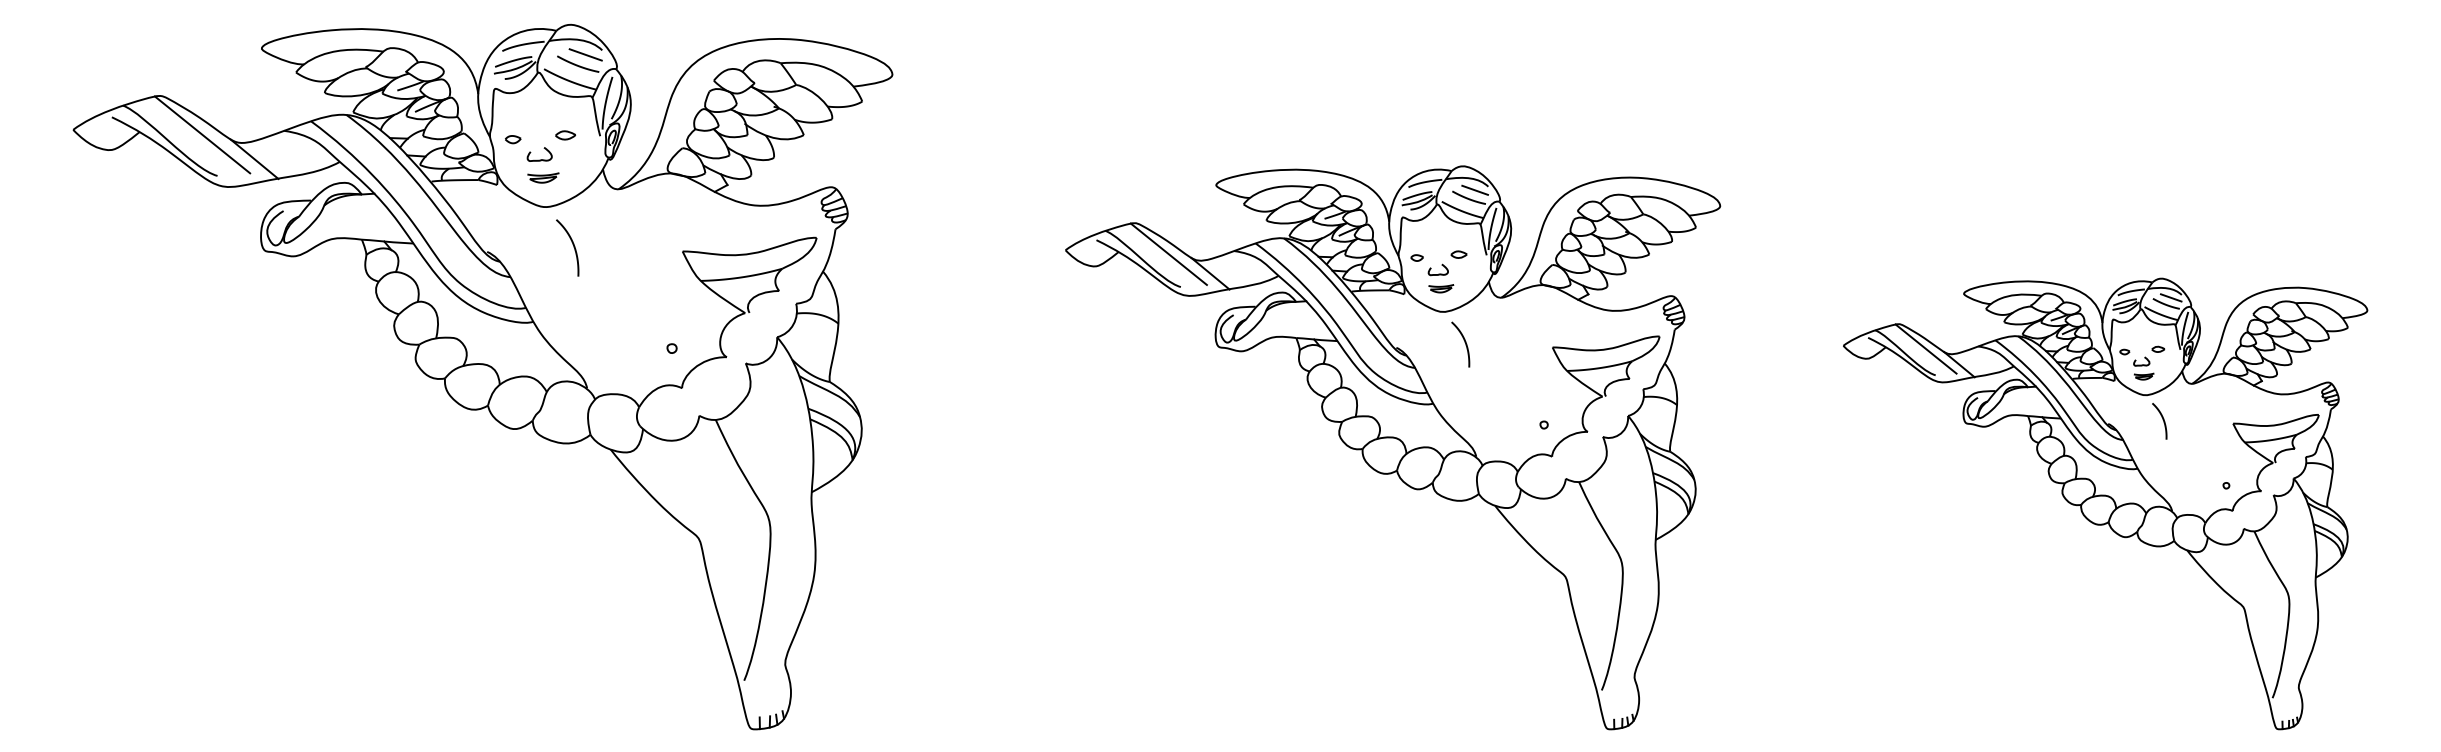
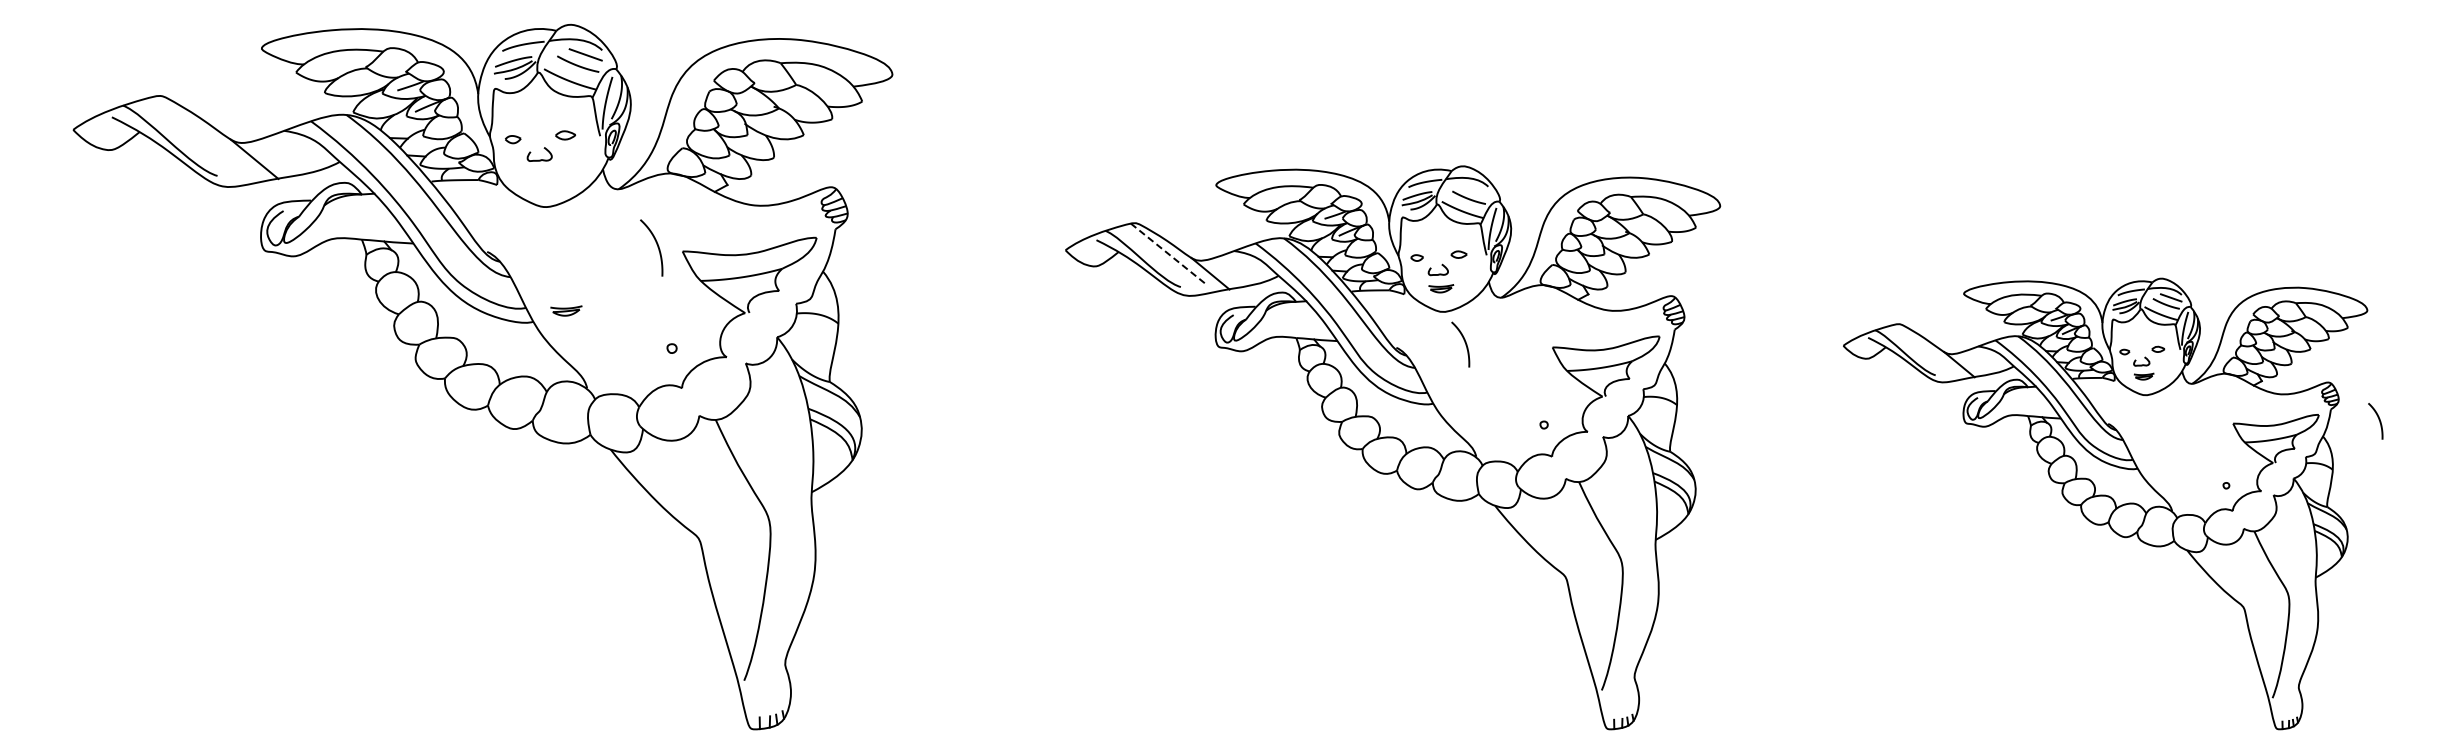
line: present -> none (202, 134)
part position: (543, 177) -> (566, 310) (566, 310)
line: present -> none (1474, 189)
curve position: (572, 244) -> (656, 244) (656, 244)
line: solid -> dashed (1168, 254)
line: present -> none (1925, 348)
curve position: (2162, 419) -> (2378, 419) (2378, 419)
